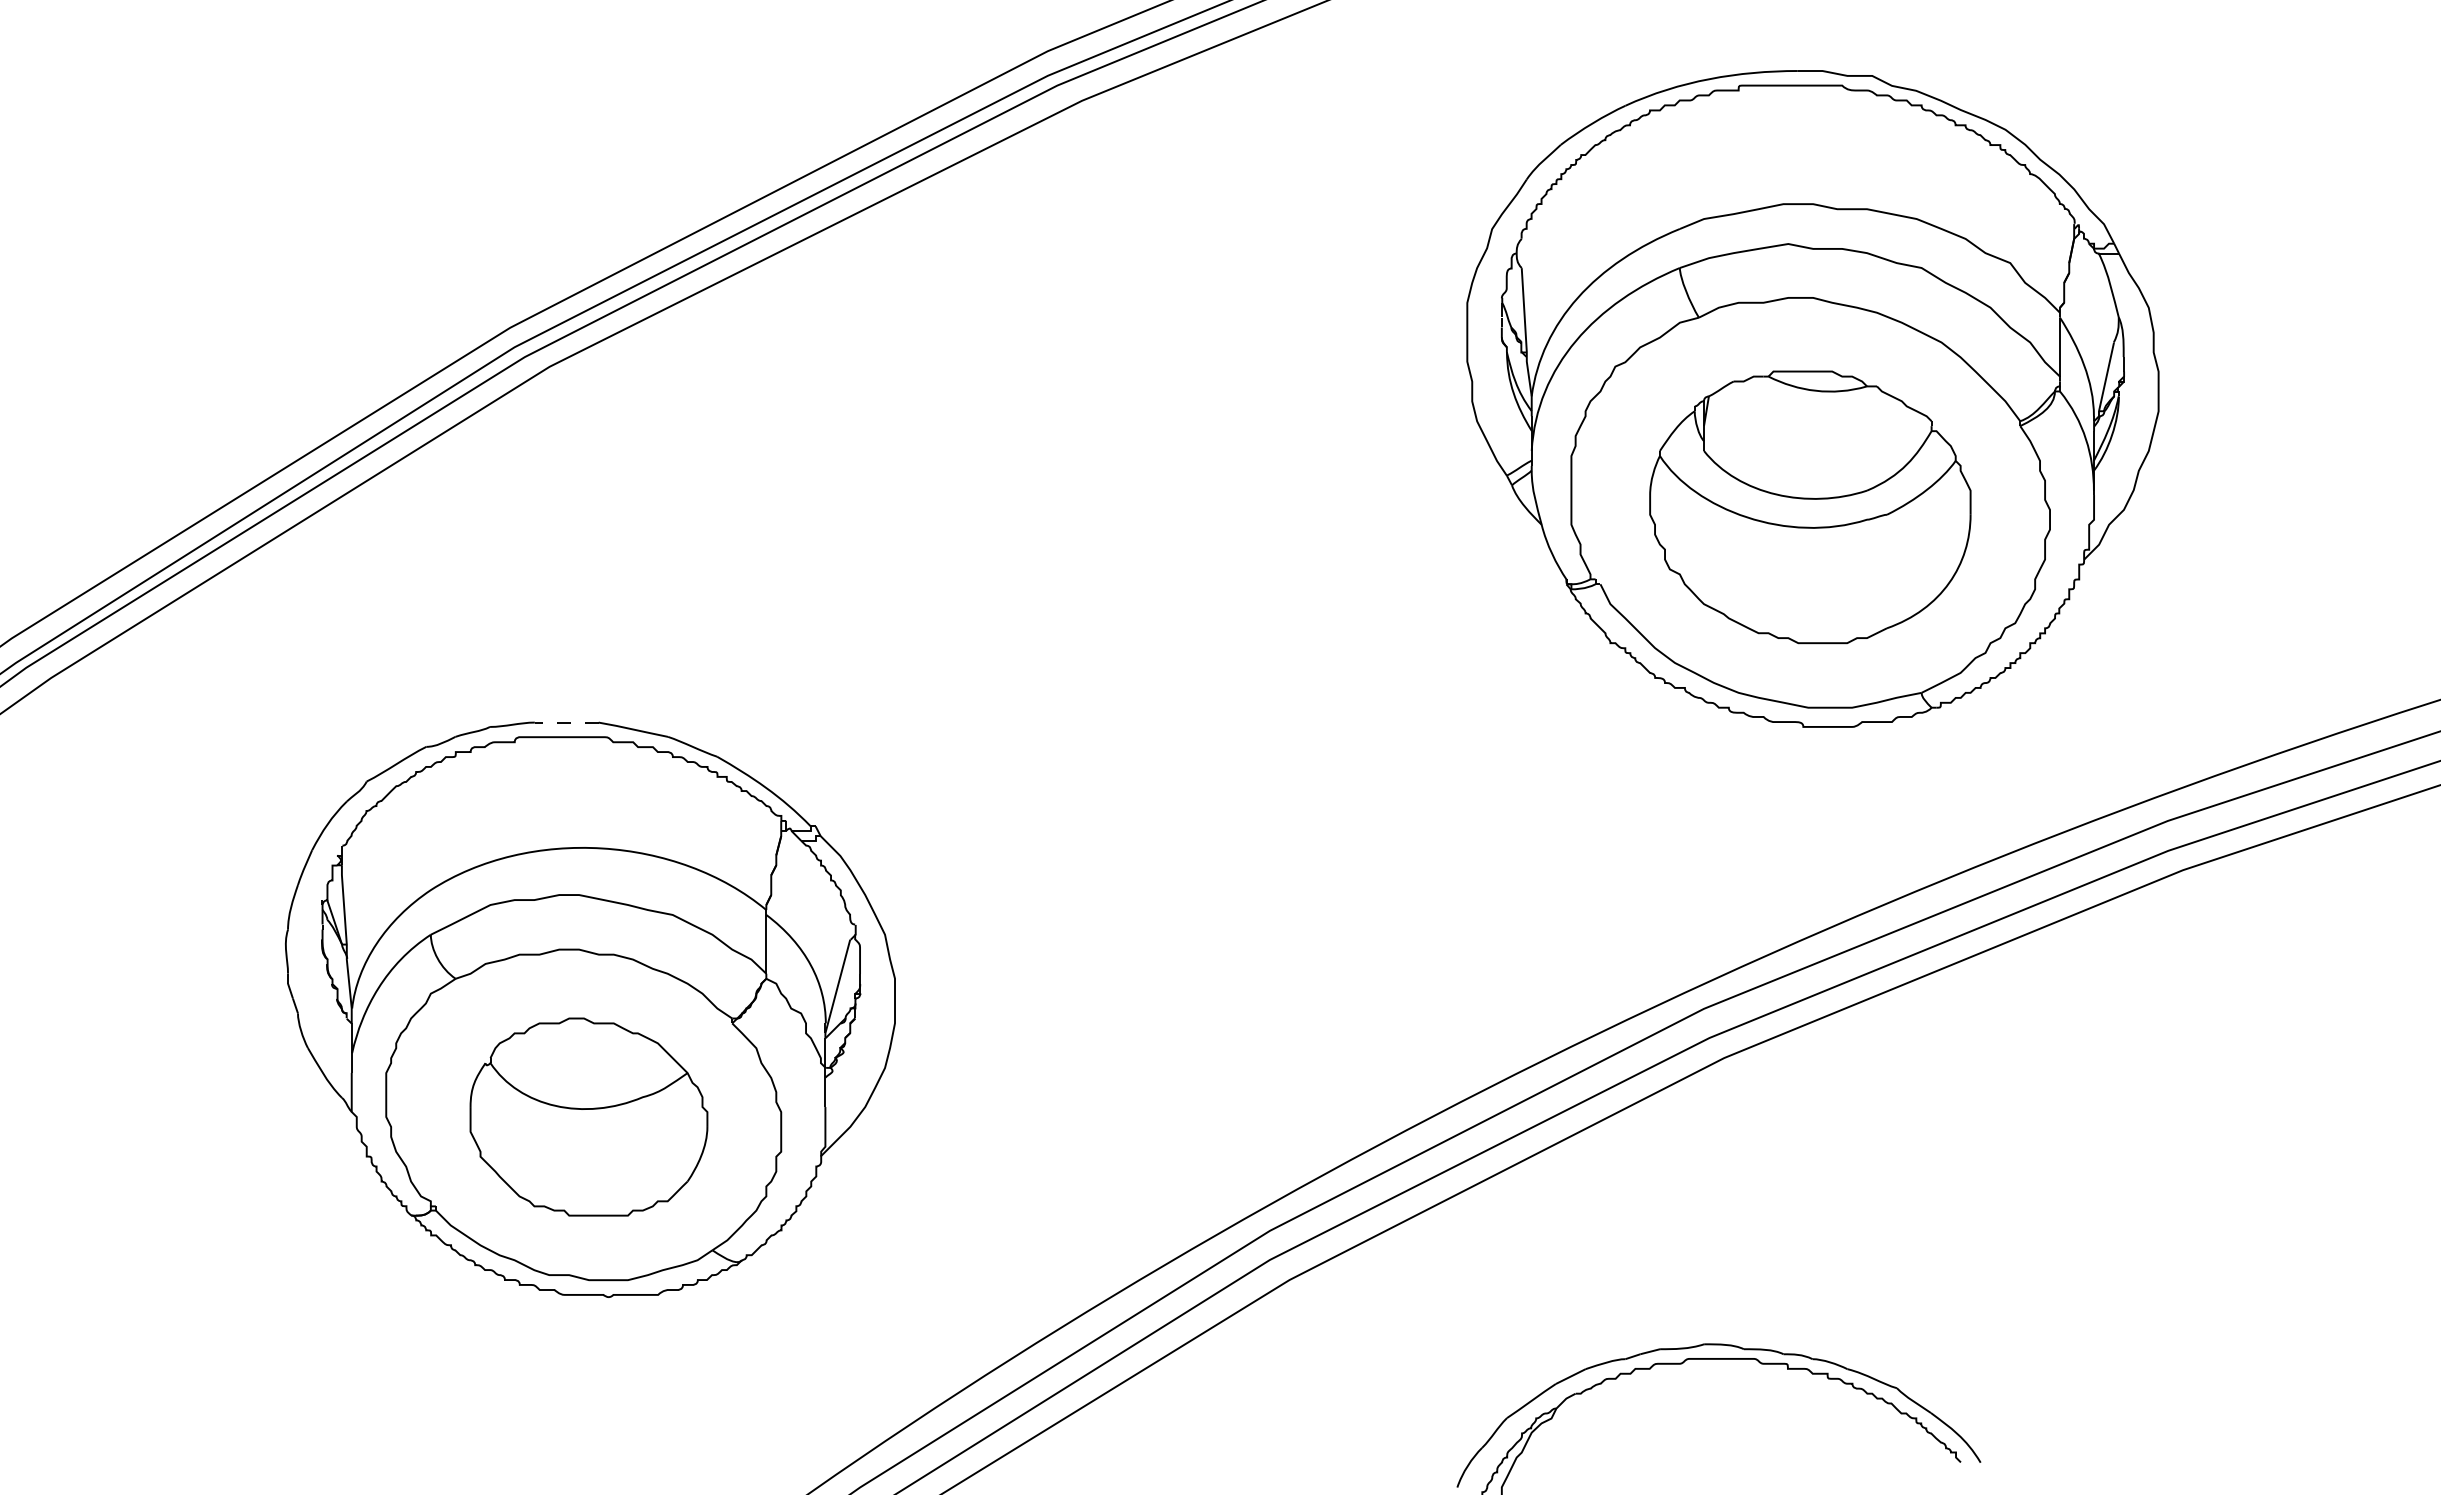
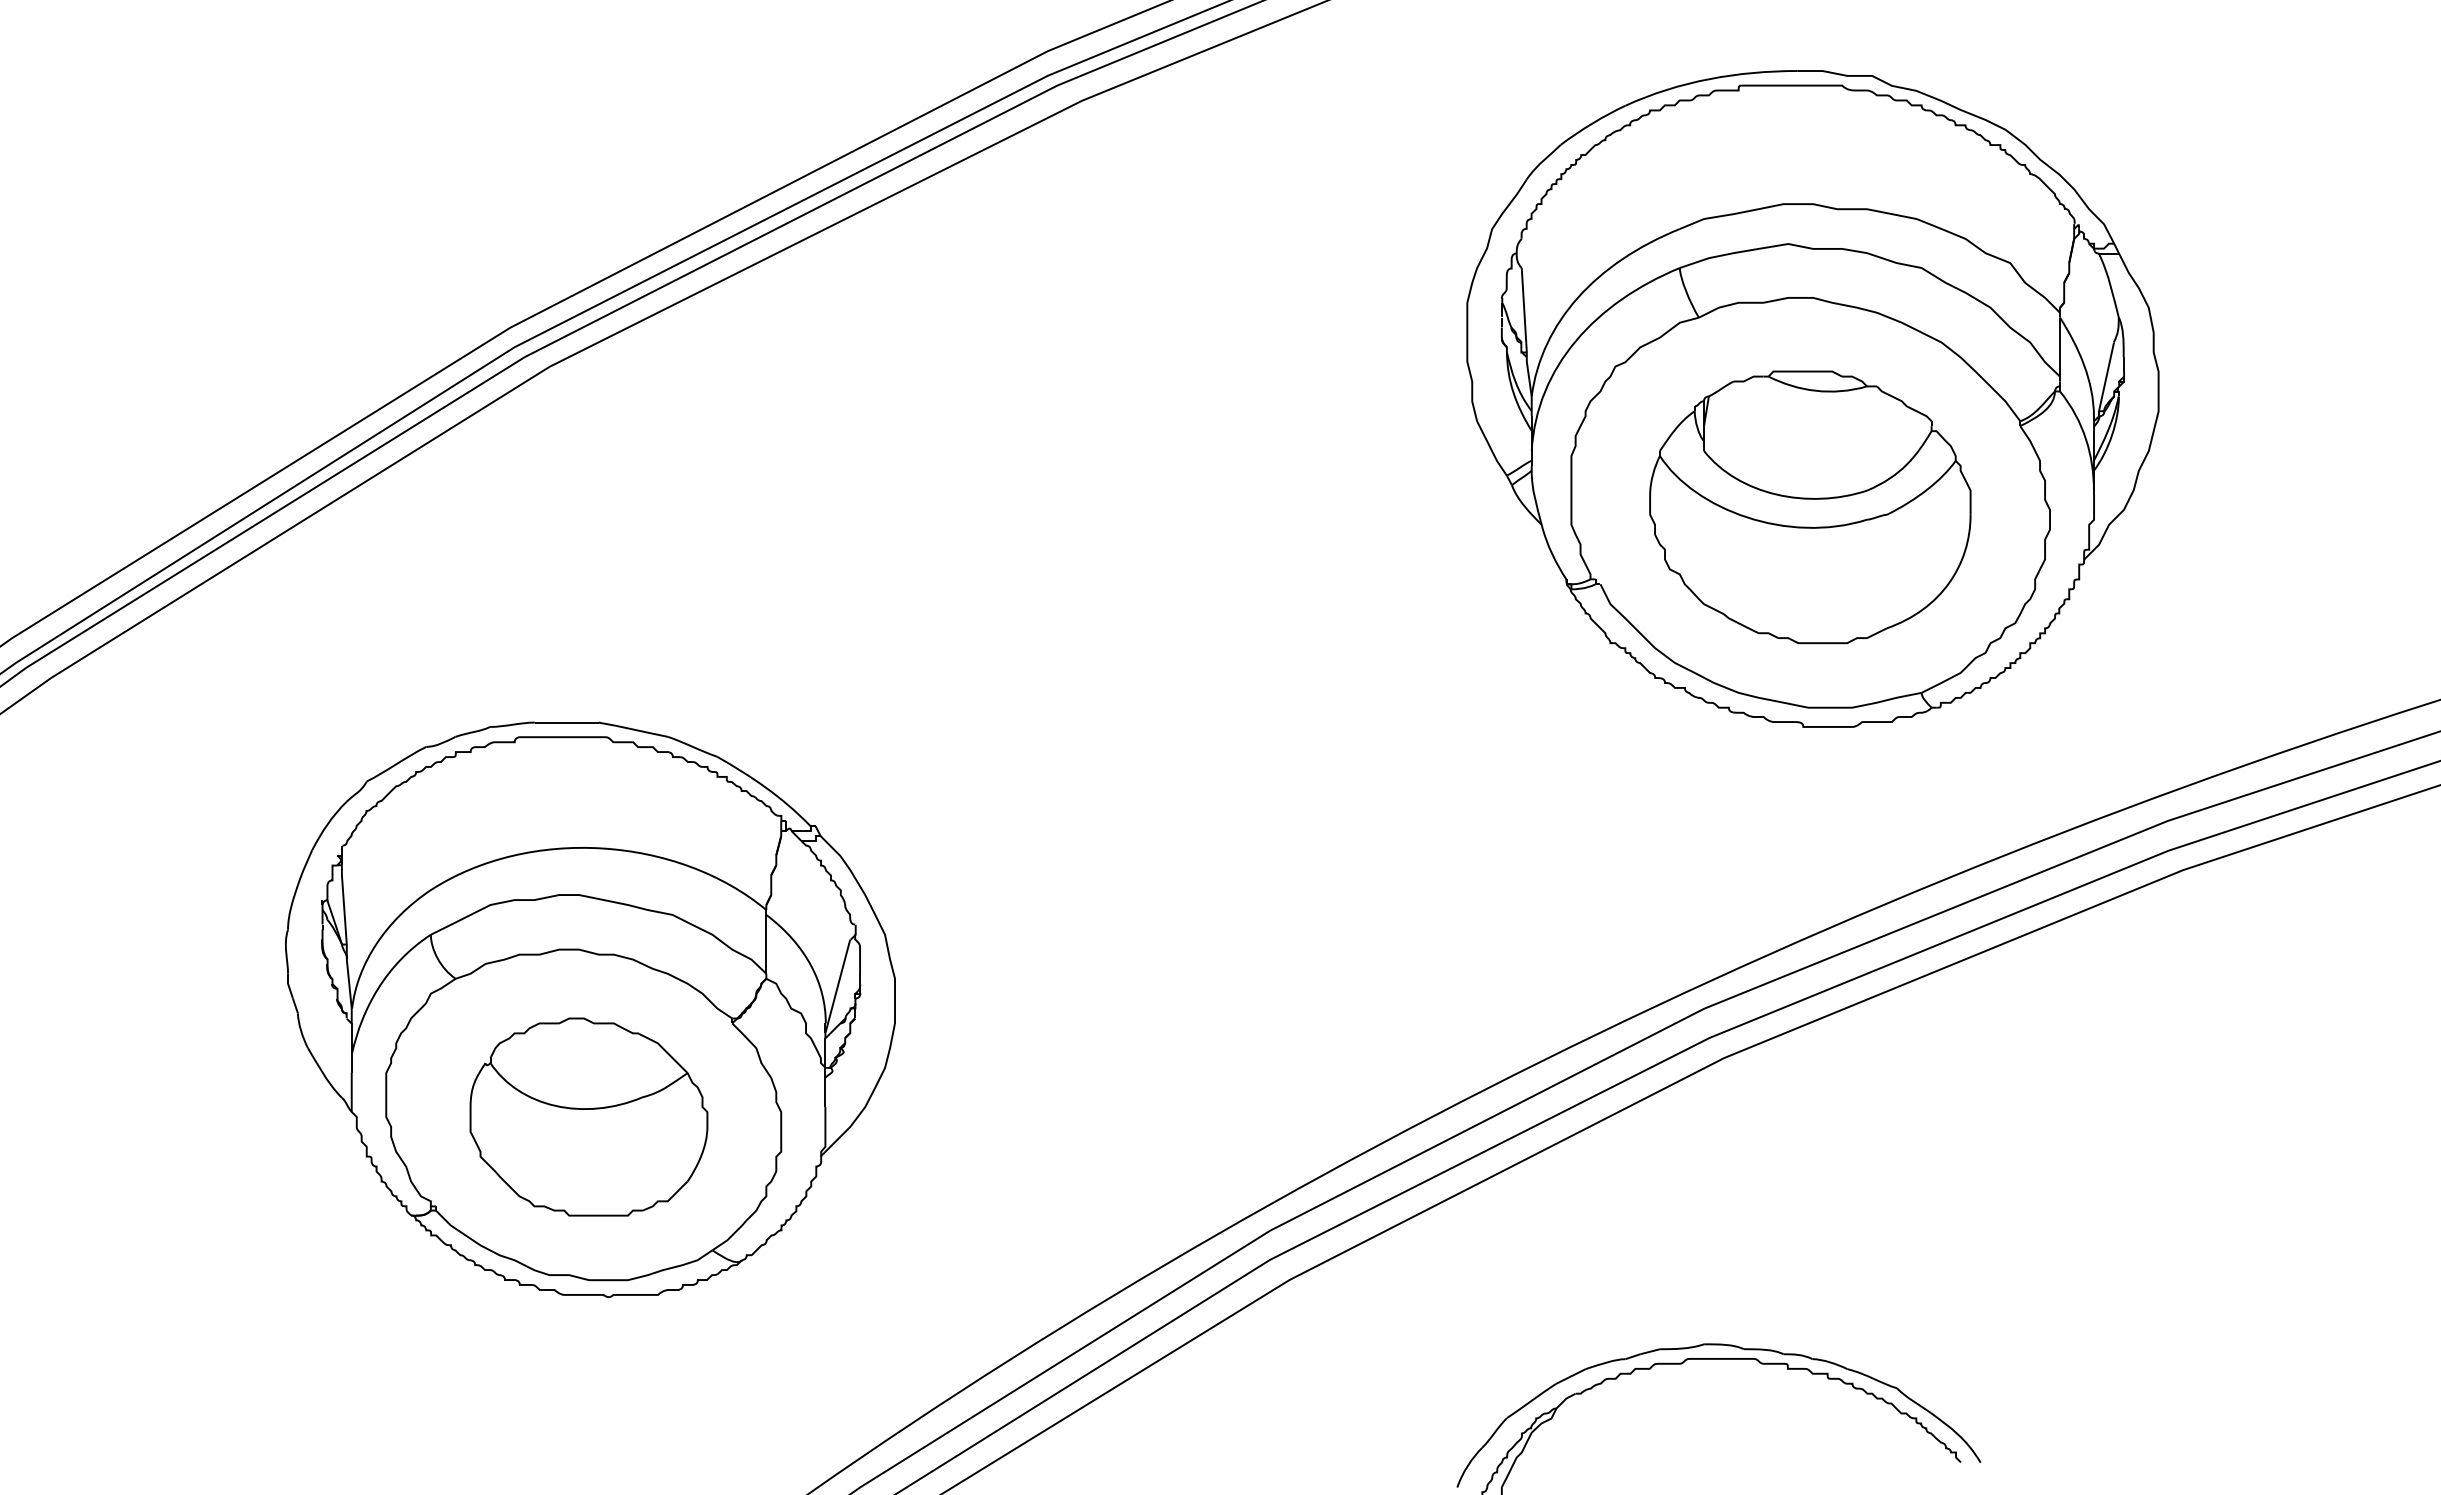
line: dashed -> solid (566, 722)
